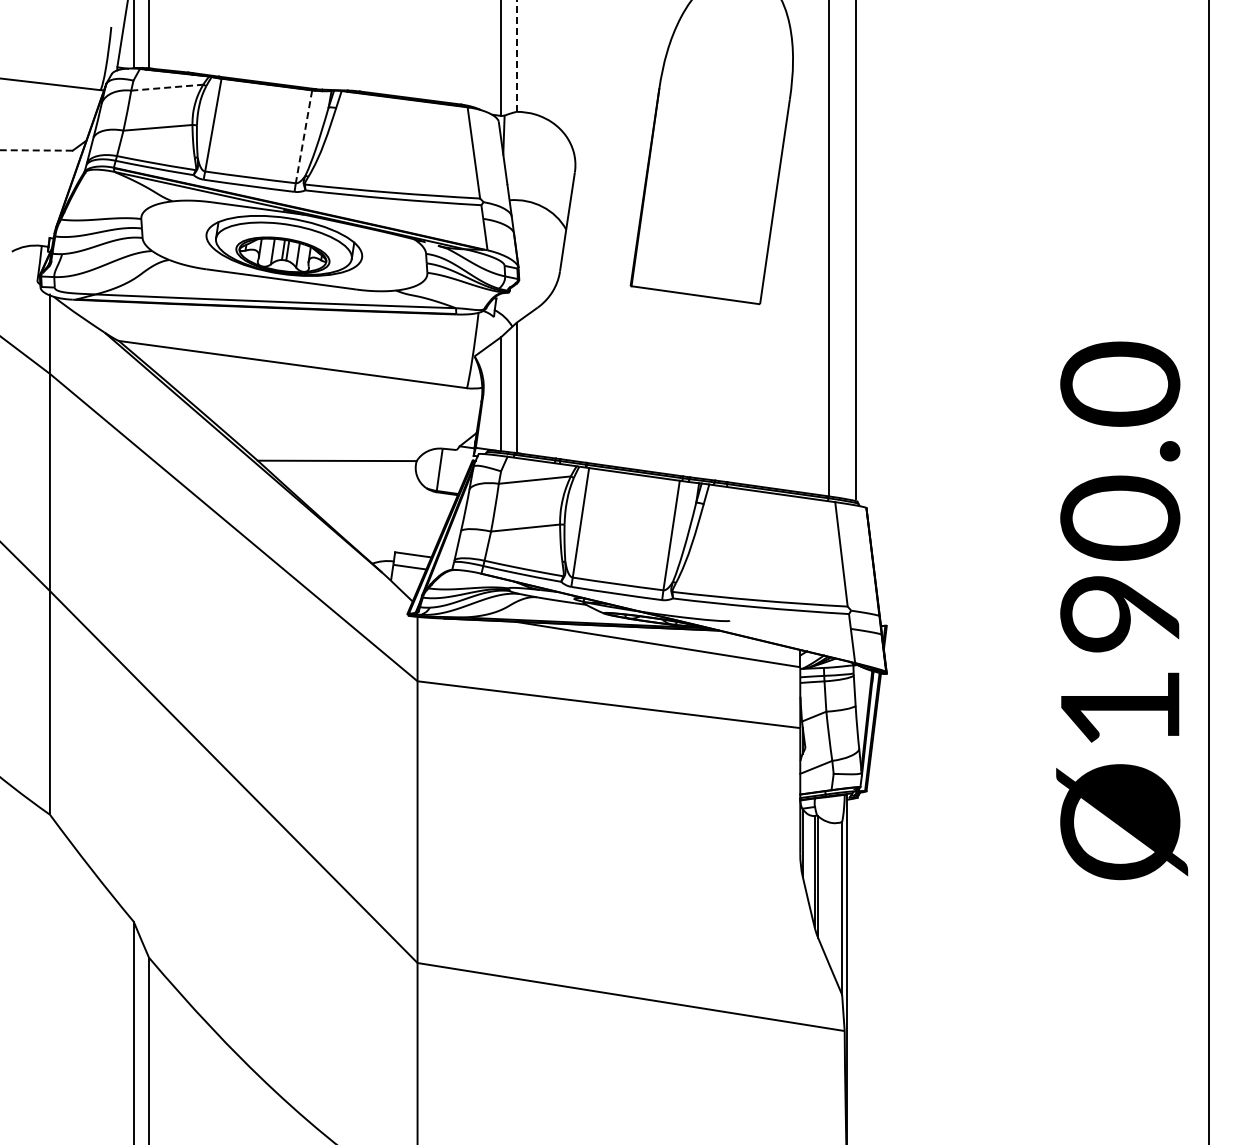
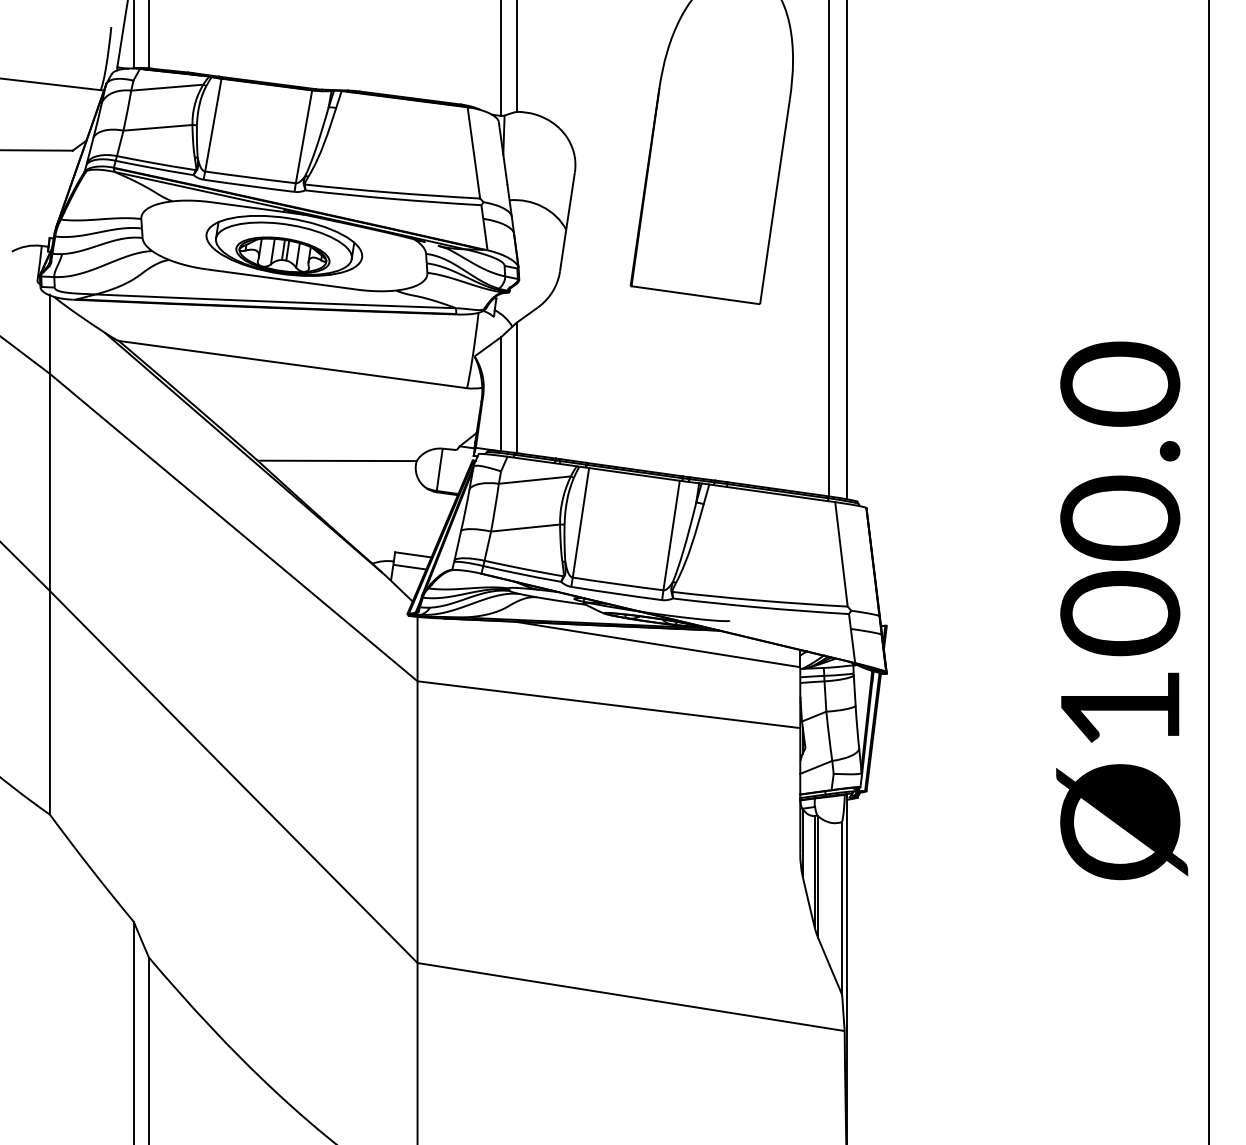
line: dashed -> solid (516, 55)
line: dashed -> solid (167, 87)
line: dashed -> solid (303, 137)
line: dashed -> solid (35, 150)
line position: (856, 250) -> (847, 250) (847, 250)
text: Ø190.0 -> Ø100.0 (1120, 613)
